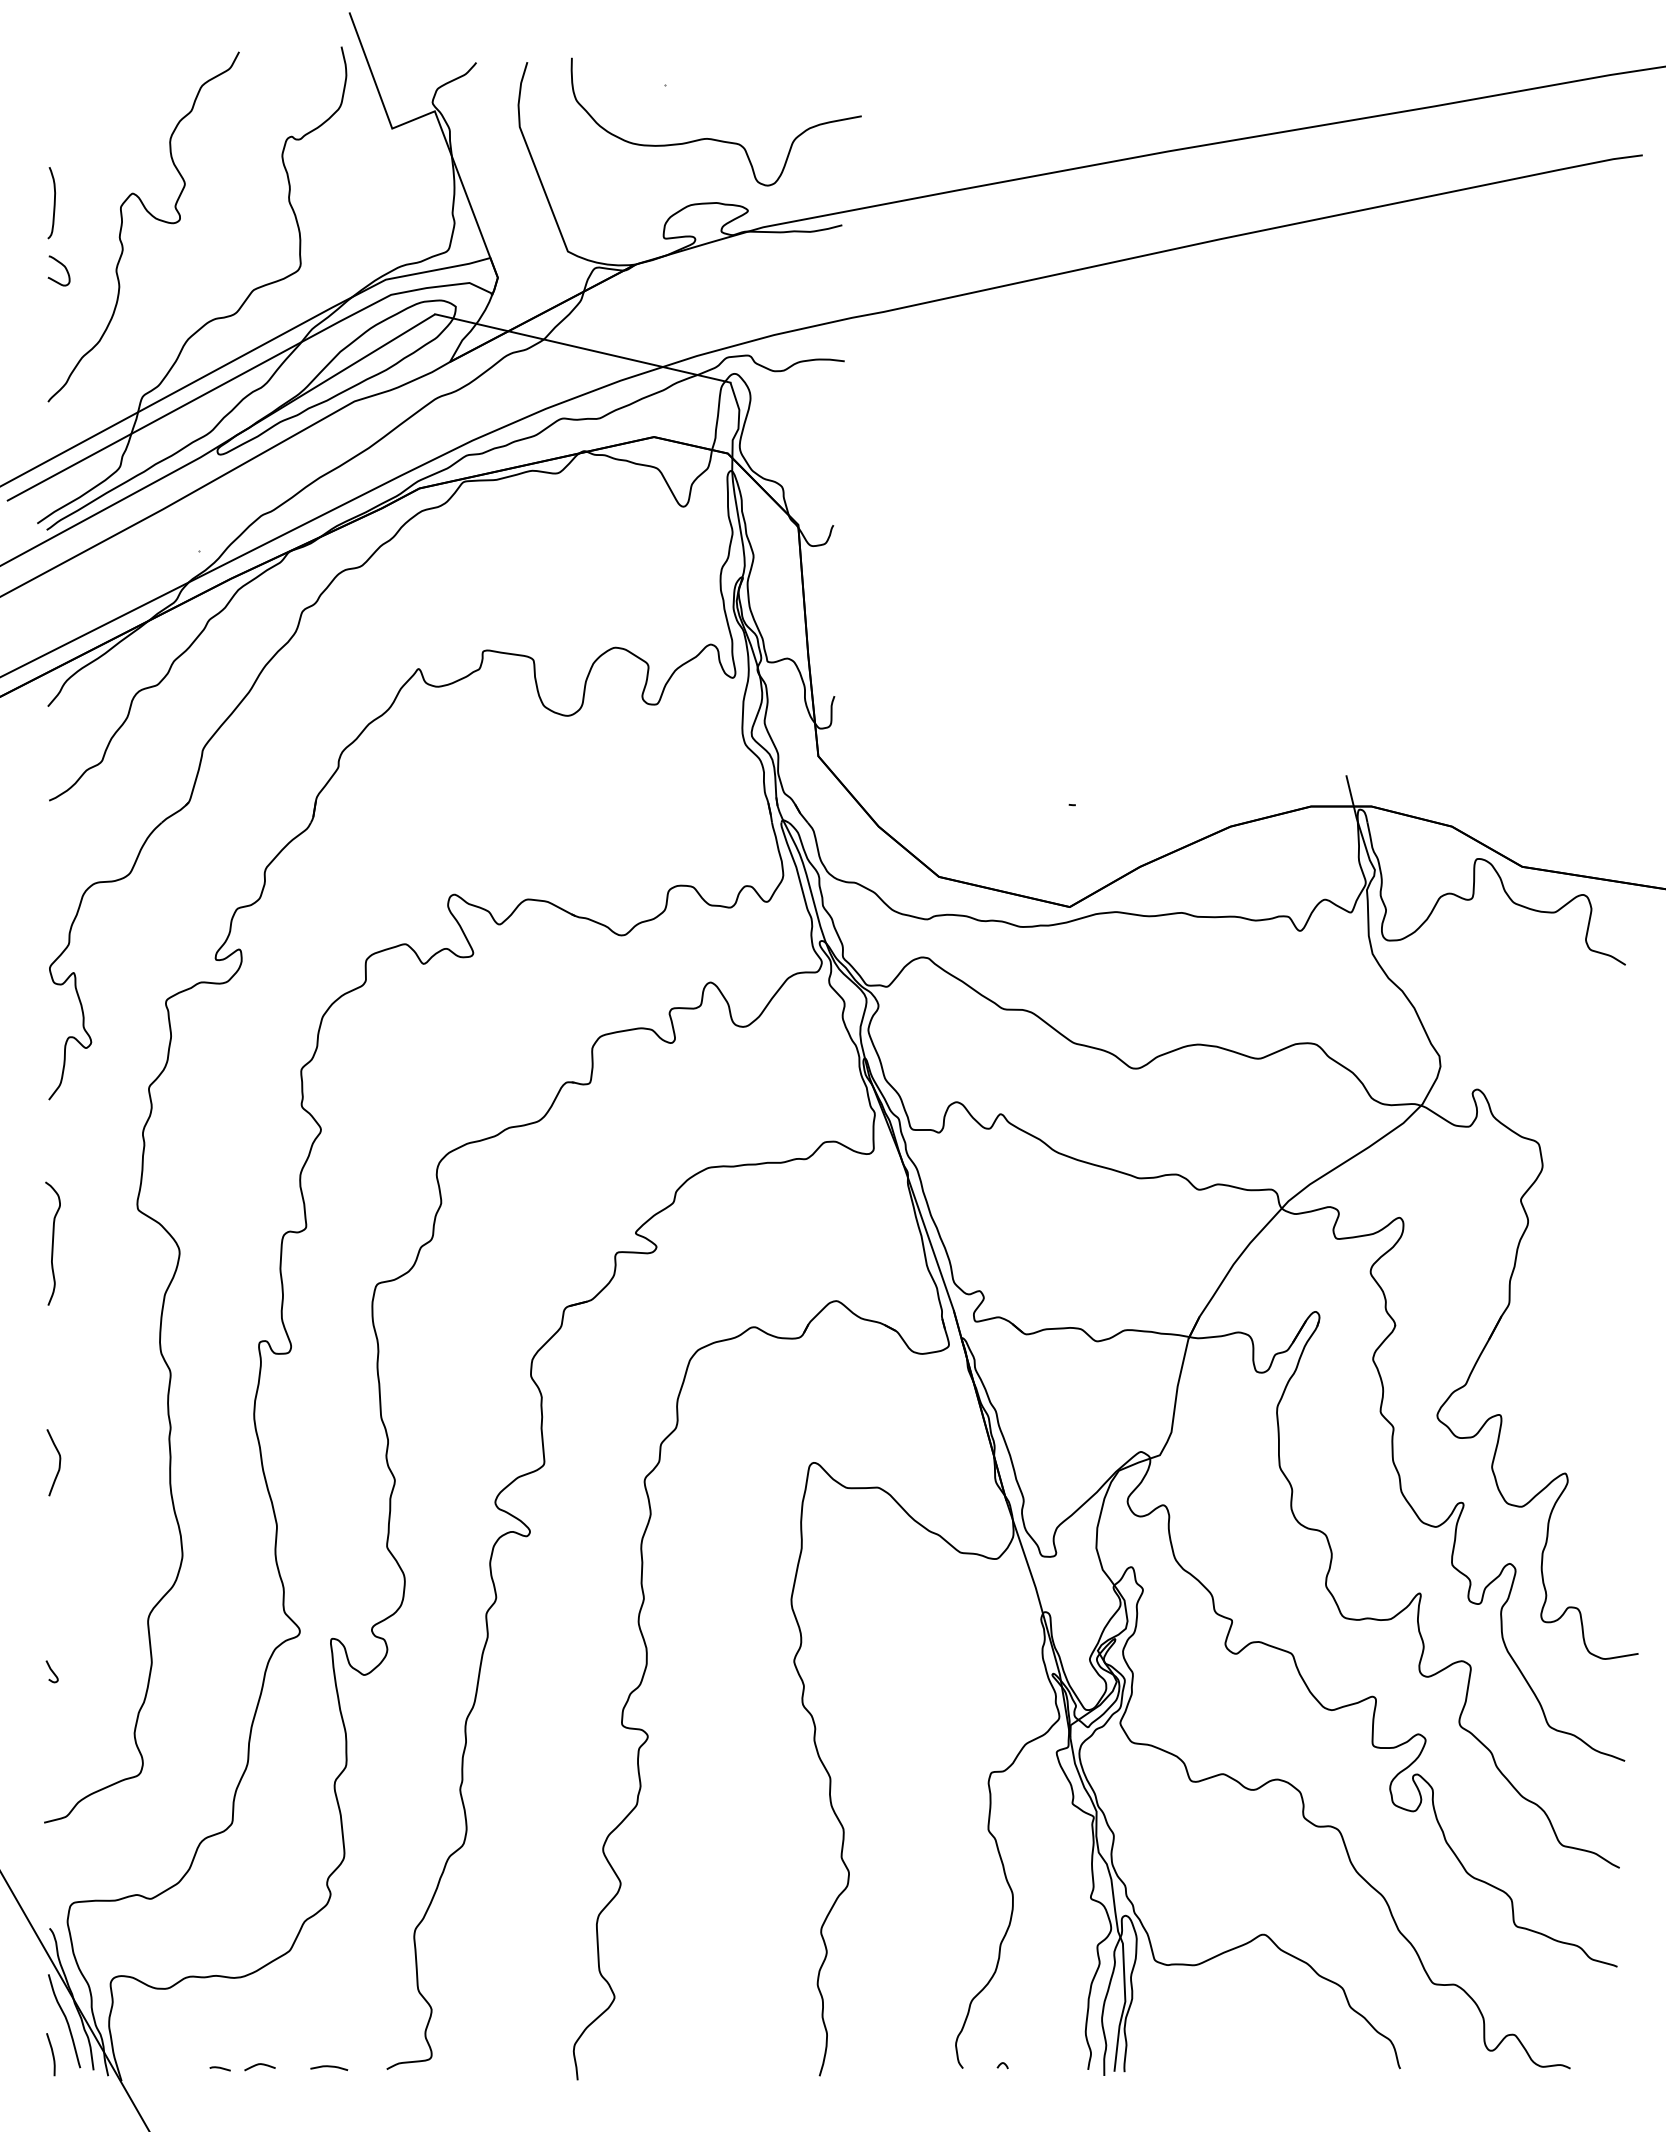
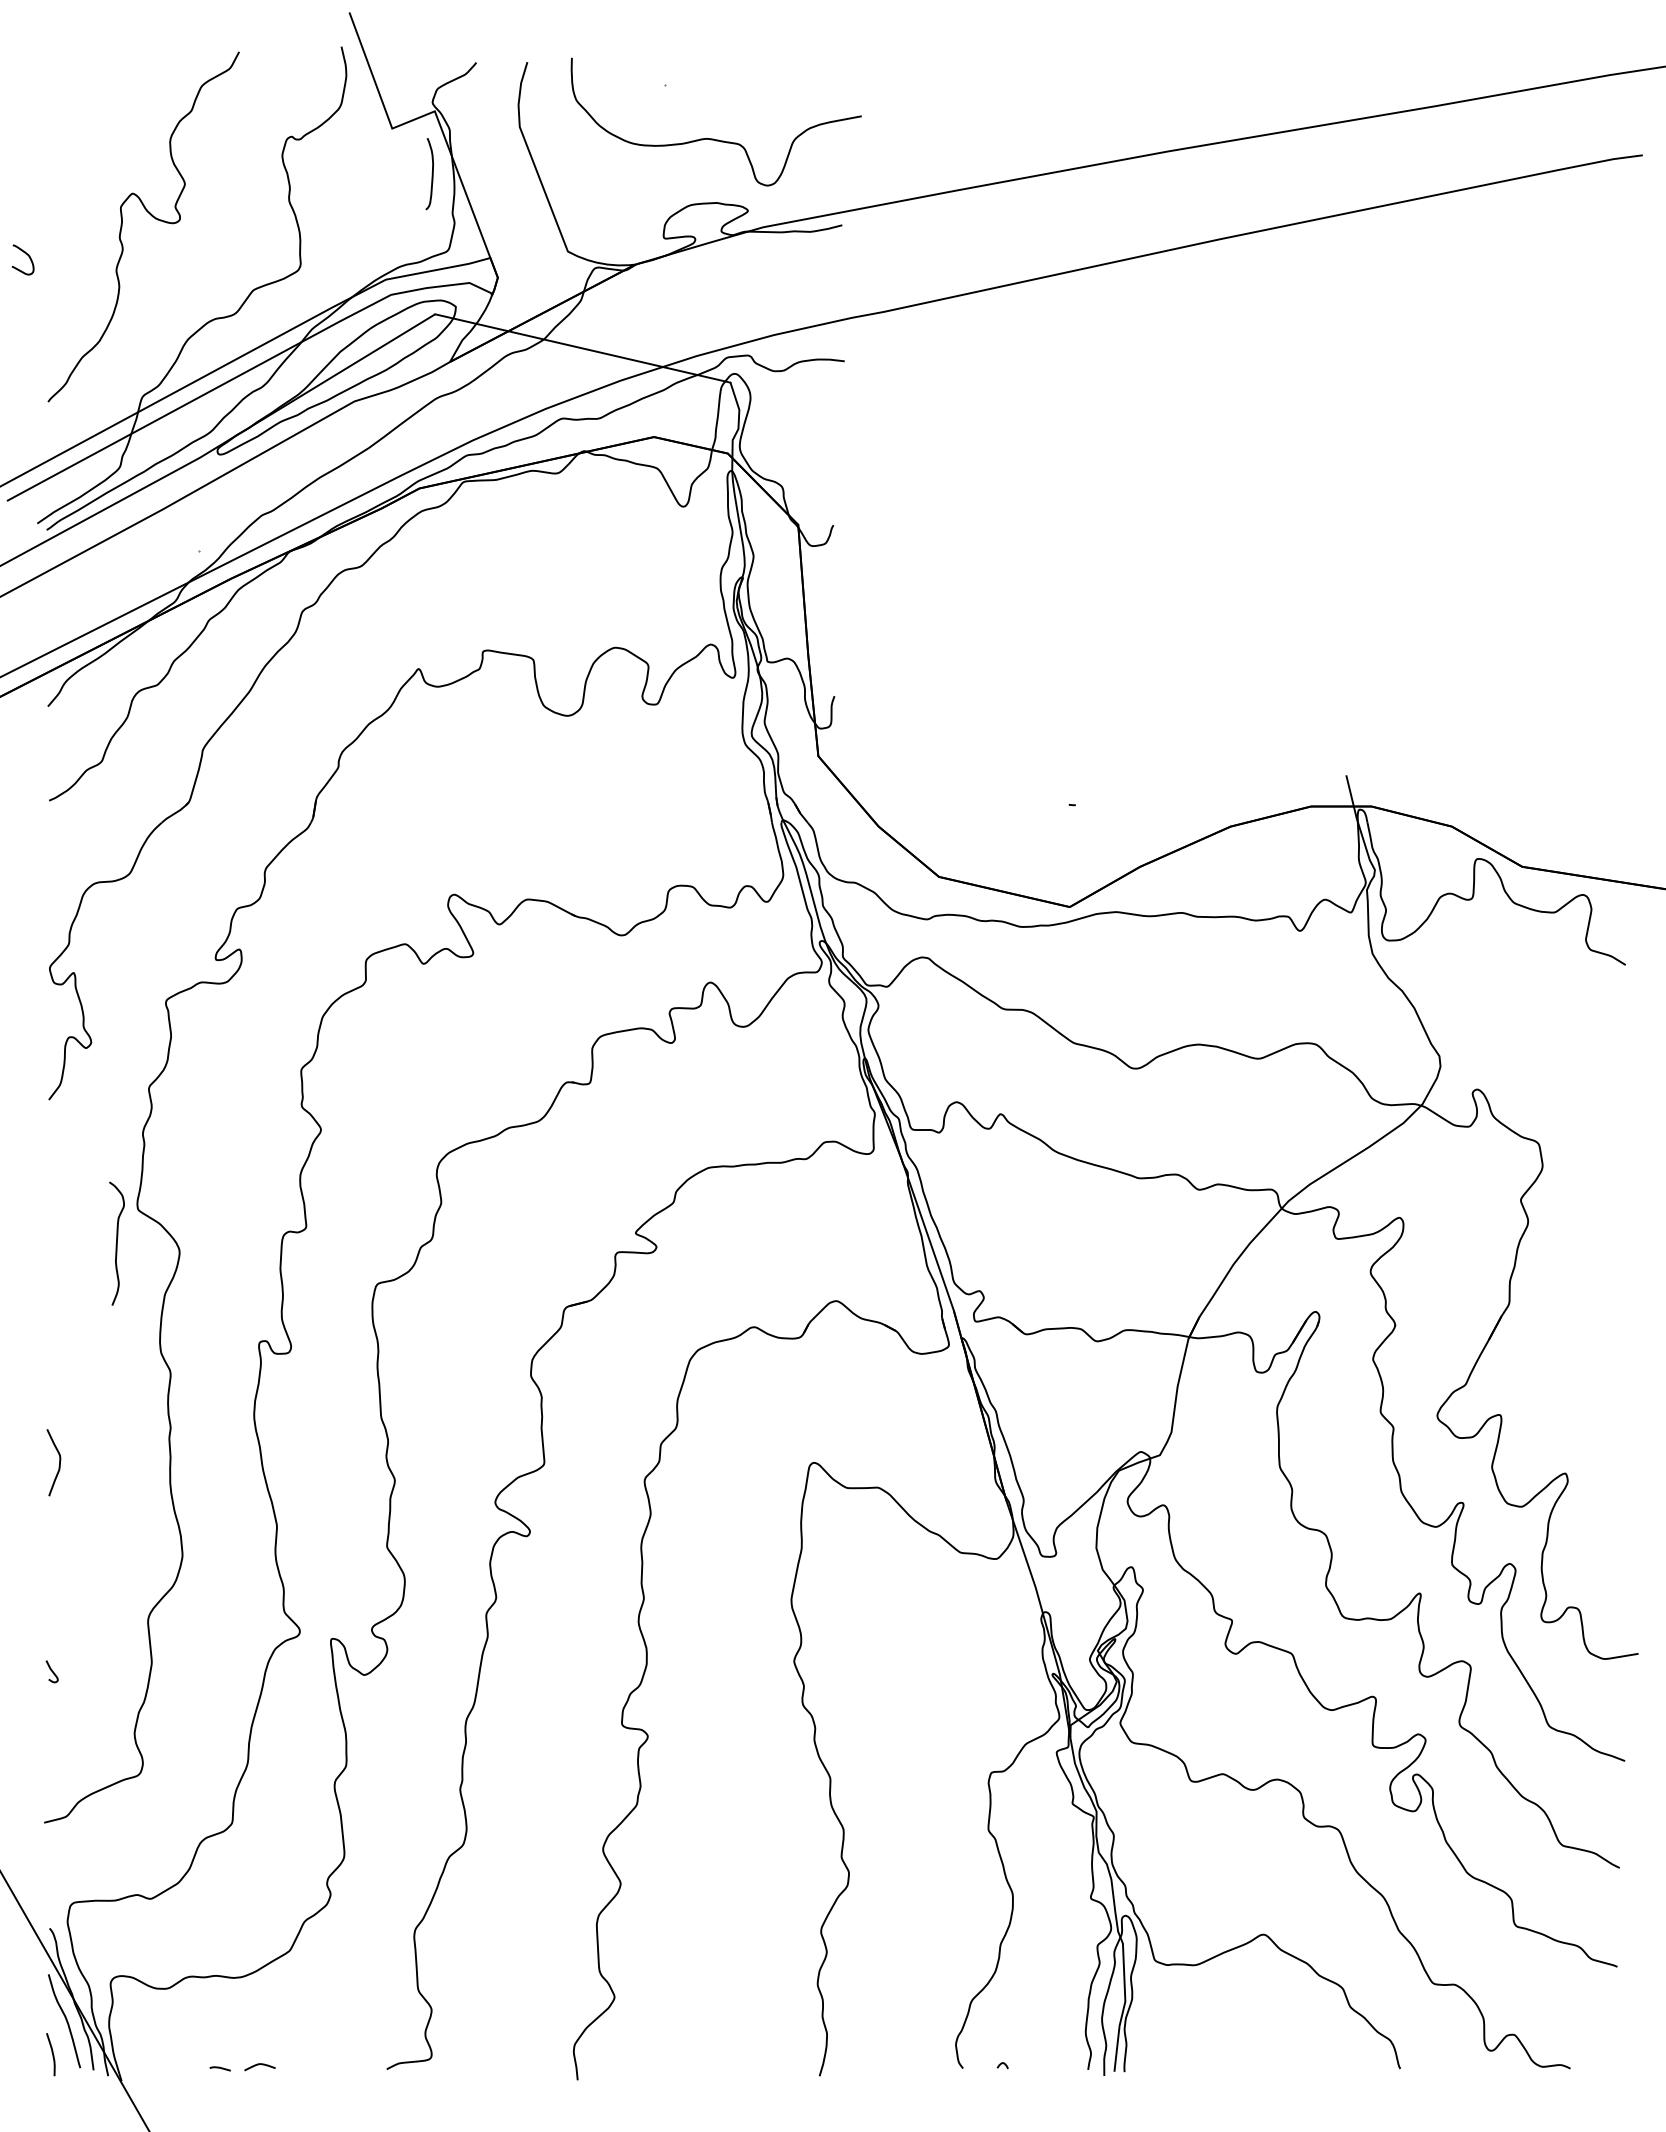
curve position: (53, 203) -> (431, 174) (431, 174)
curve position: (60, 264) -> (24, 253) (24, 253)
curve position: (52, 1243) -> (116, 1243) (116, 1243)
curve: present -> none (329, 2067)
